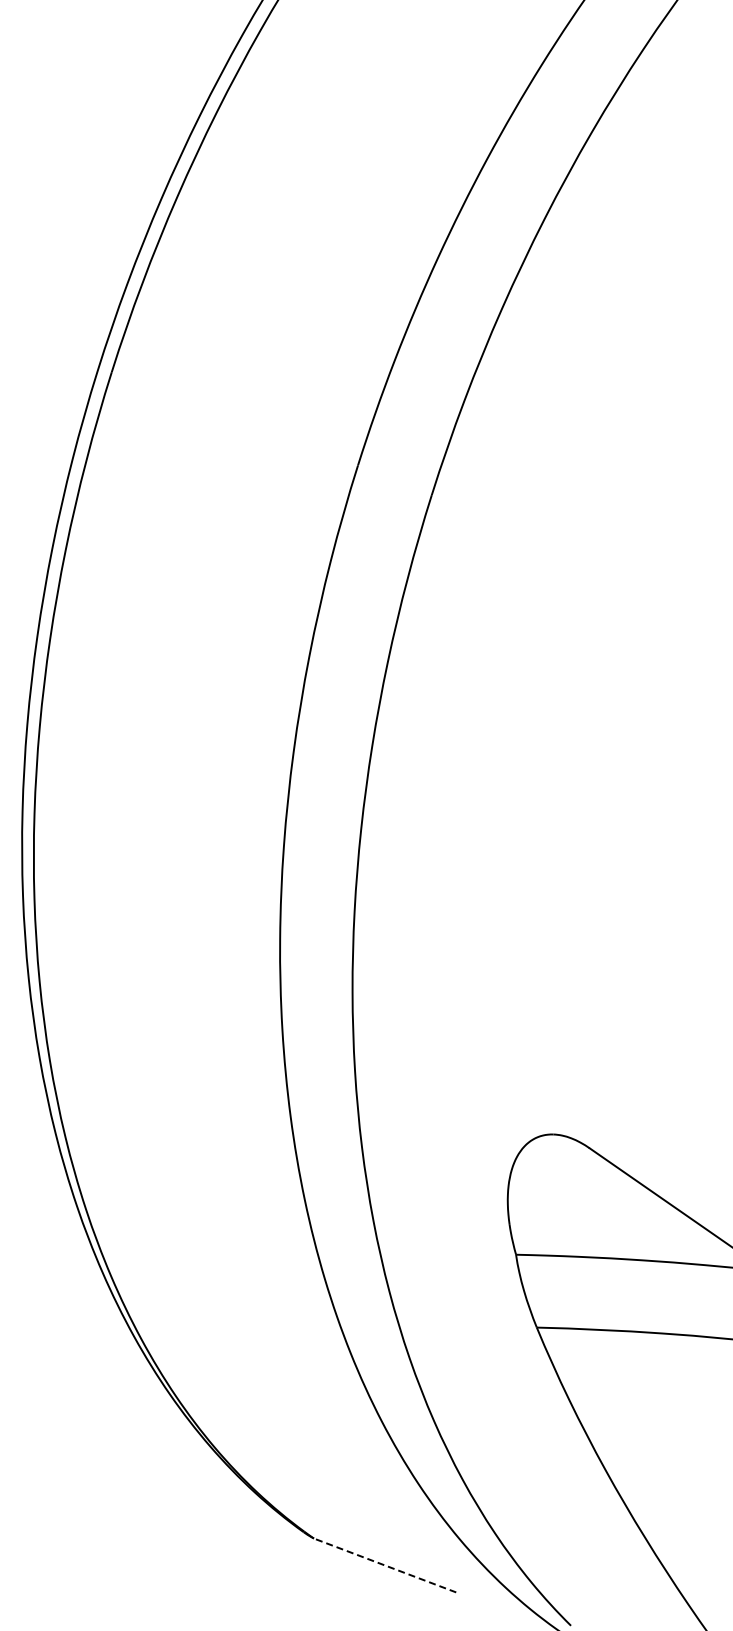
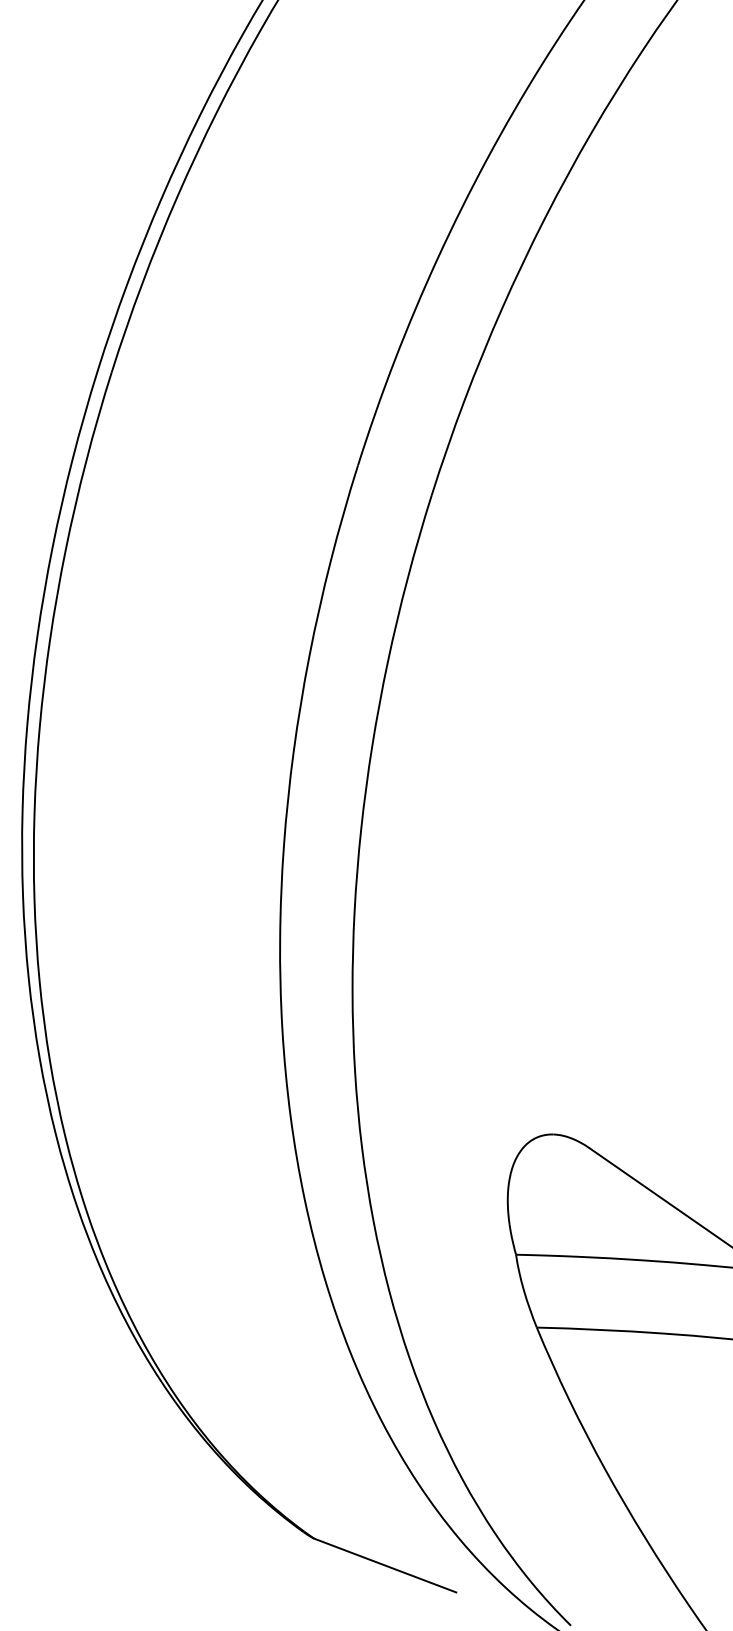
line: dashed -> solid (384, 1565)
